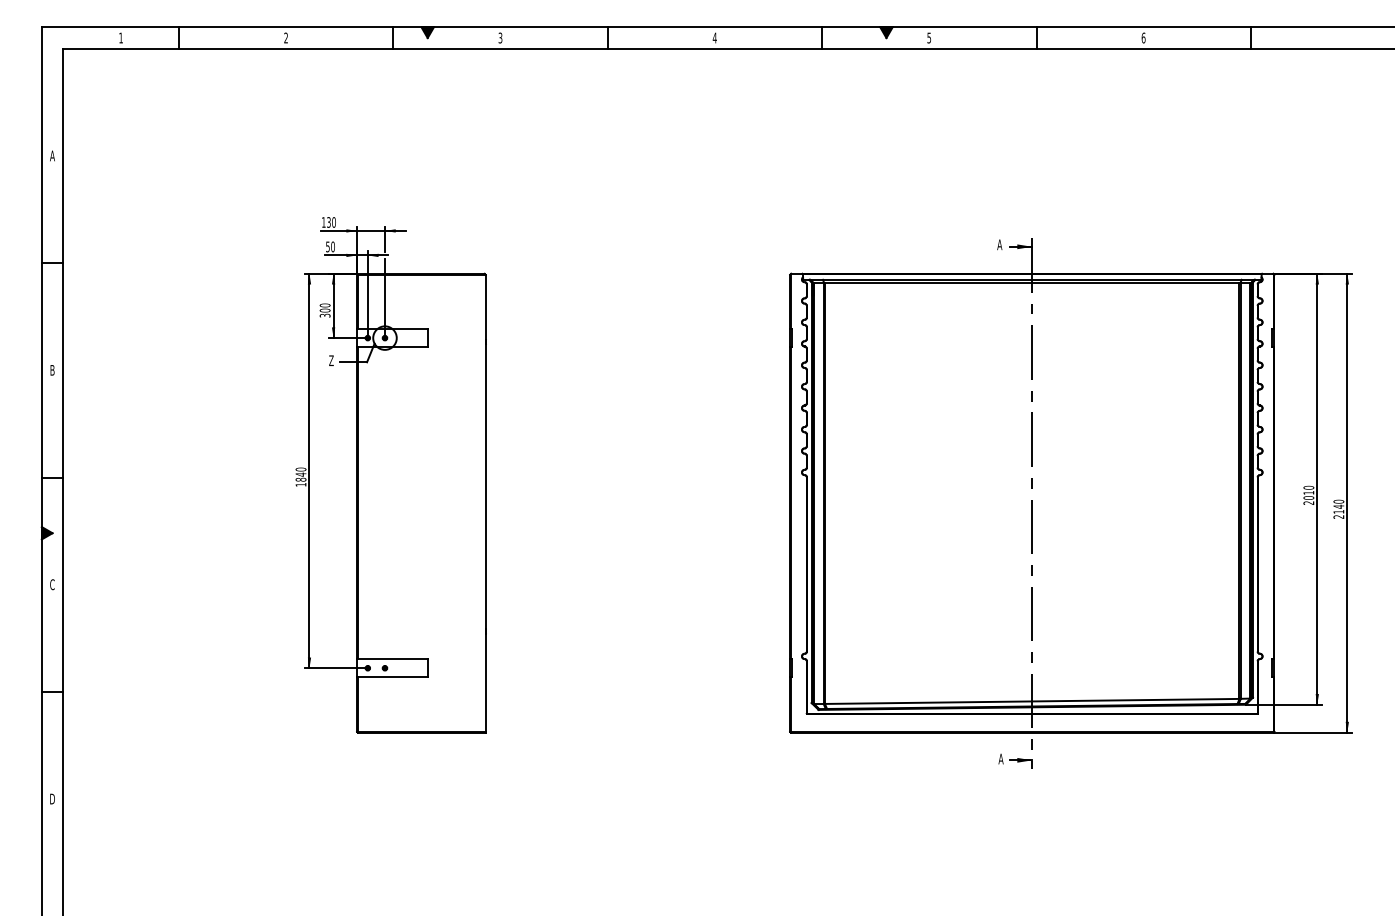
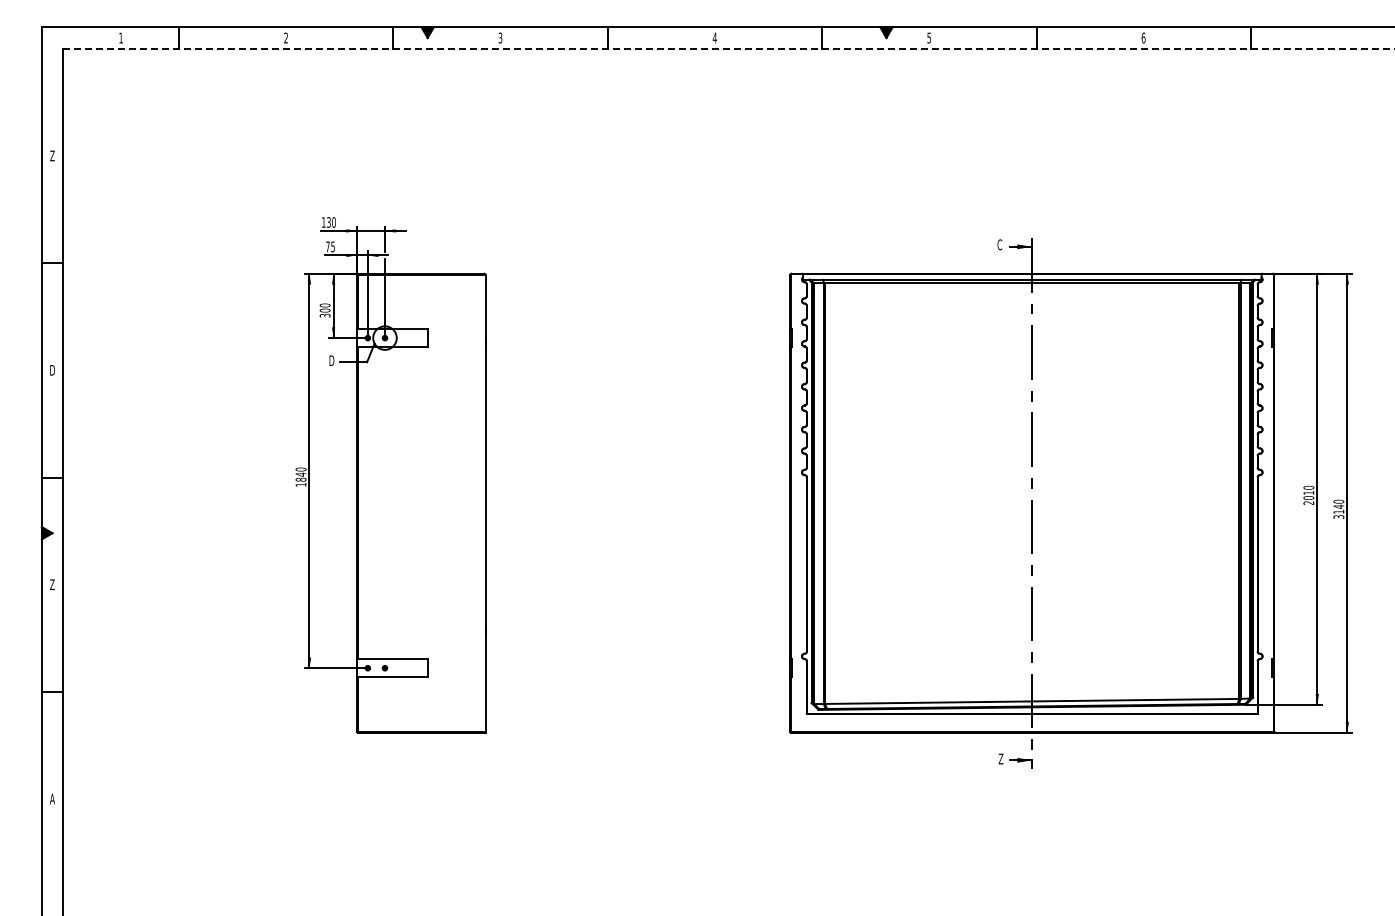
line: solid -> dashed (729, 48)
text: A -> Z (52, 155)
text: A -> C (999, 244)
text: 50 -> 75 (330, 246)
text: Z -> D (331, 360)
text: B -> D (52, 370)
text: 2140 -> 3140 (1339, 516)
text: C -> Z (52, 584)
text: A -> Z (1000, 758)
text: D -> A (52, 798)
